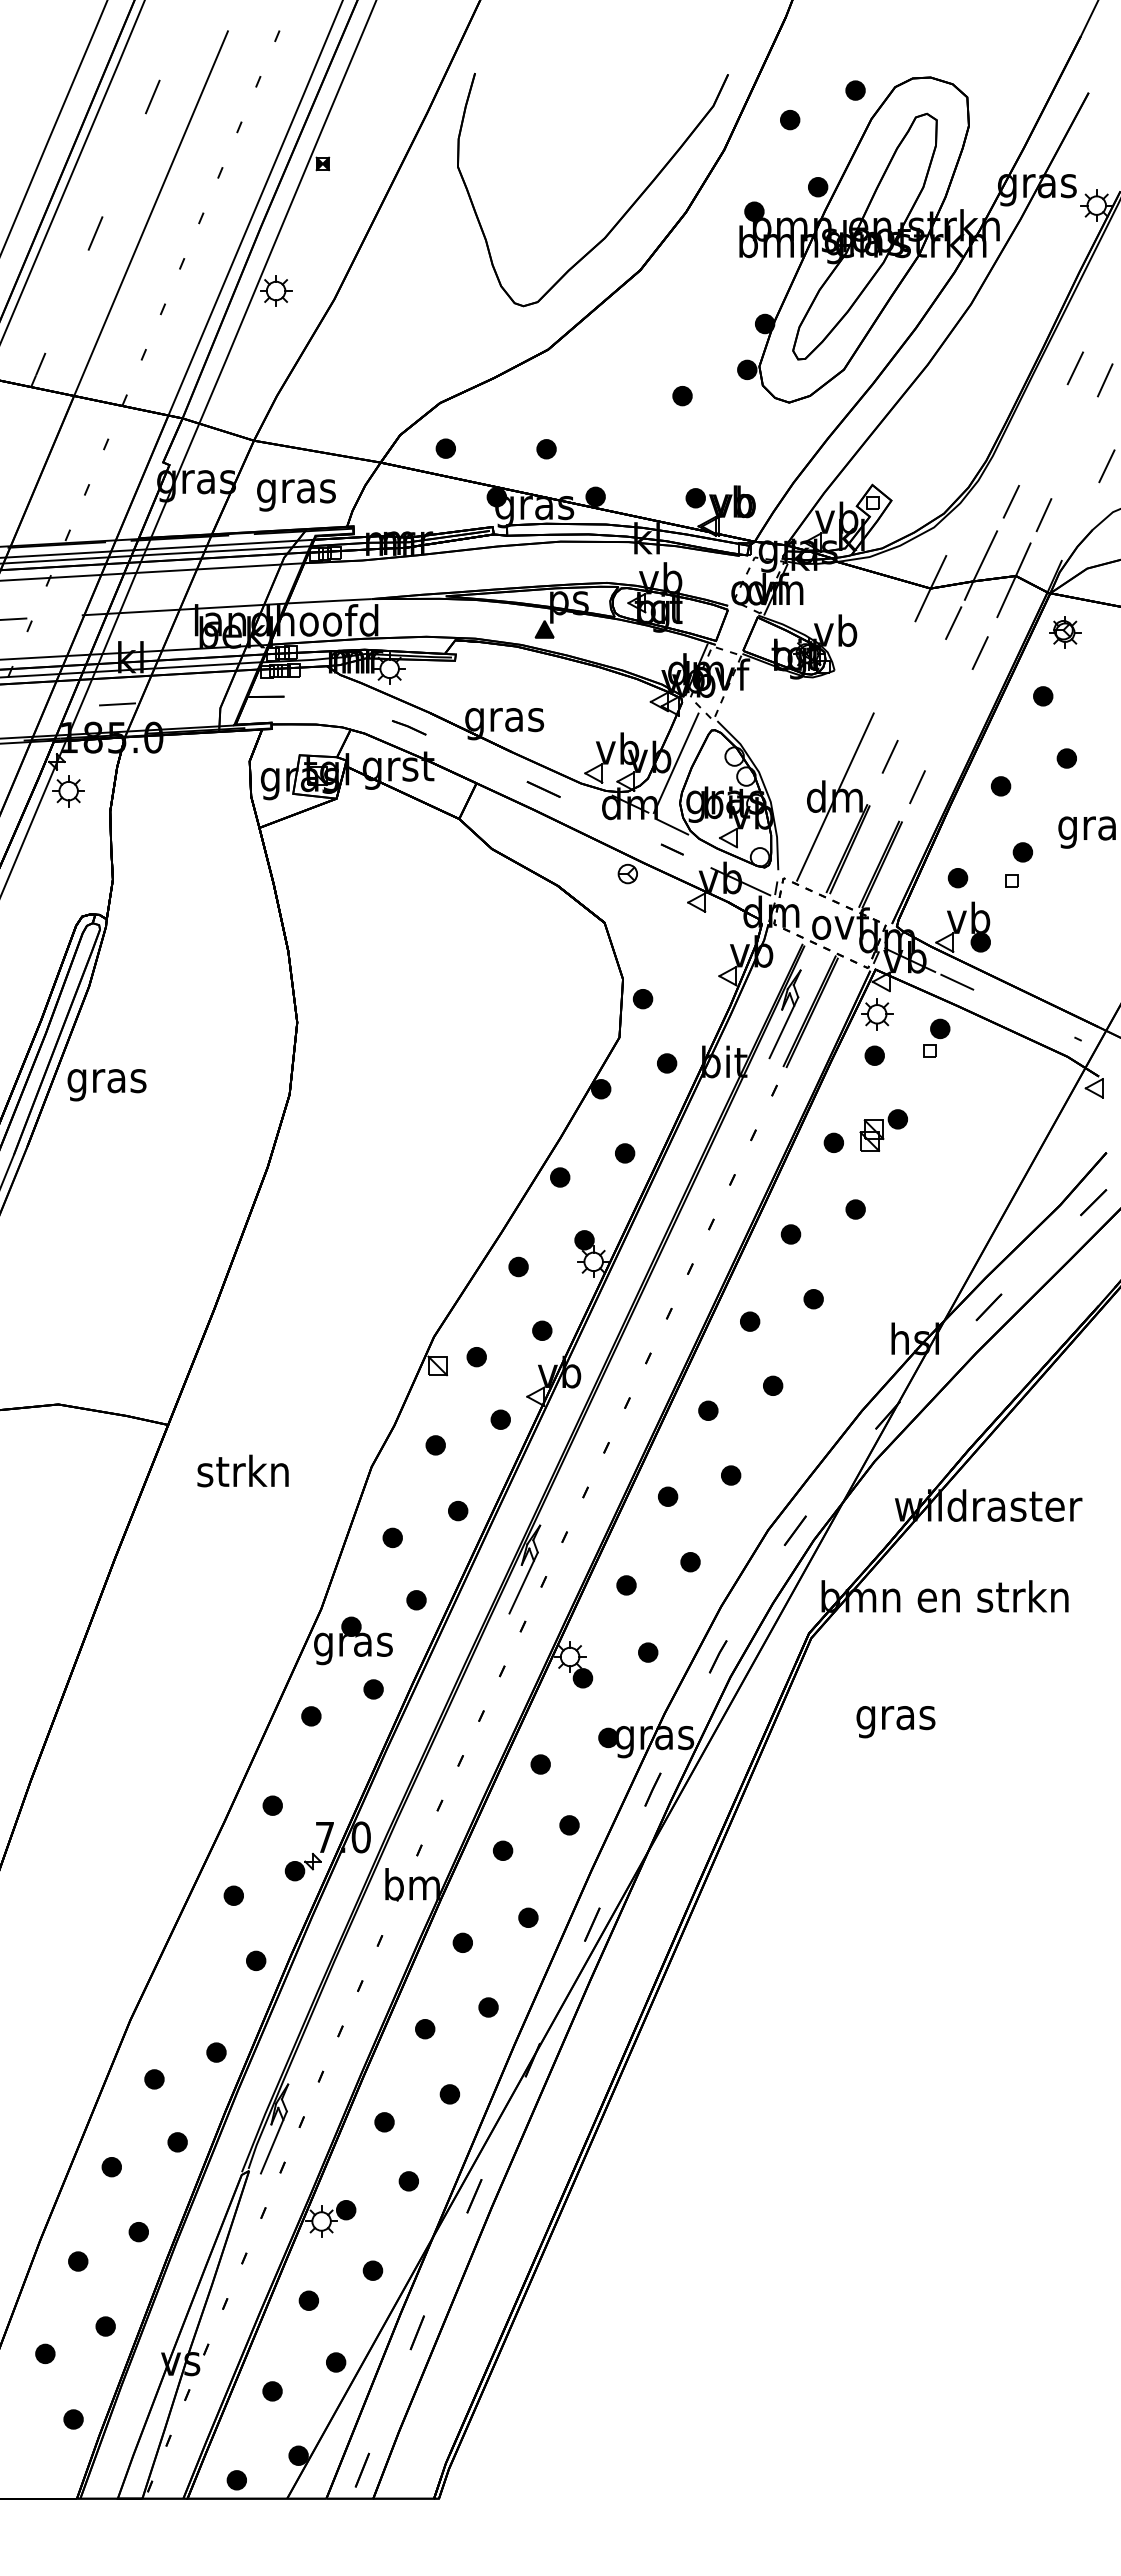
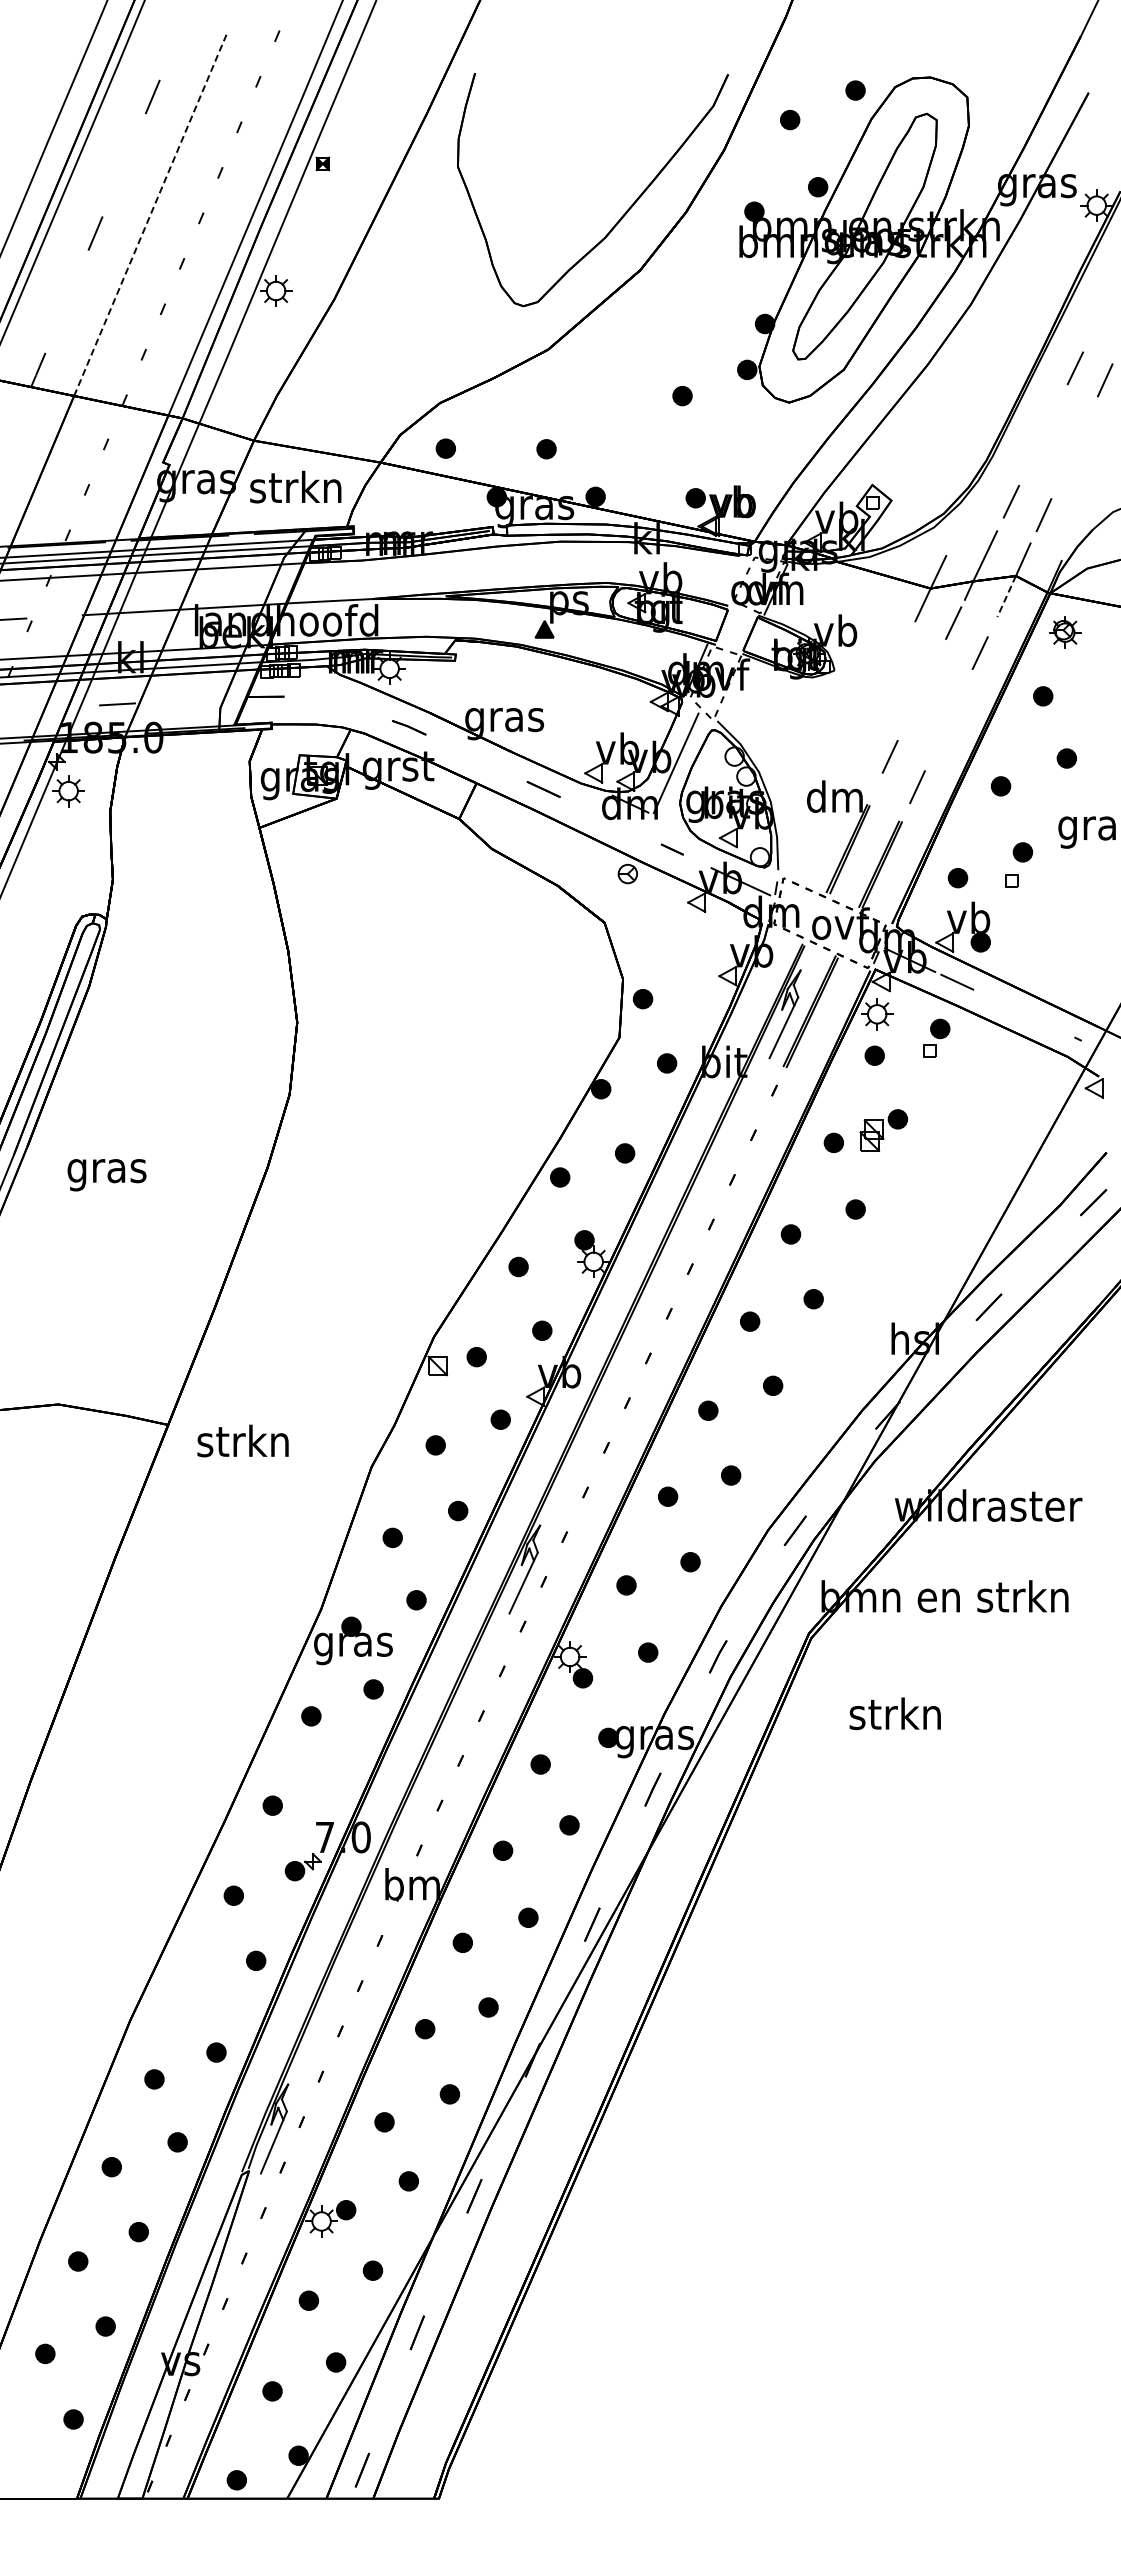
line: solid -> dashed (151, 213)
line: present -> none (1106, 466)
text: gras -> strkn (295, 490)
line: solid -> dashed (1006, 596)
line: present -> none (835, 796)
line: present -> none (670, 825)
text position: (106, 1085) -> (106, 1175) (106, 1175)
text position: (242, 1470) -> (242, 1440) (242, 1440)
text: gras -> strkn (894, 1717)
